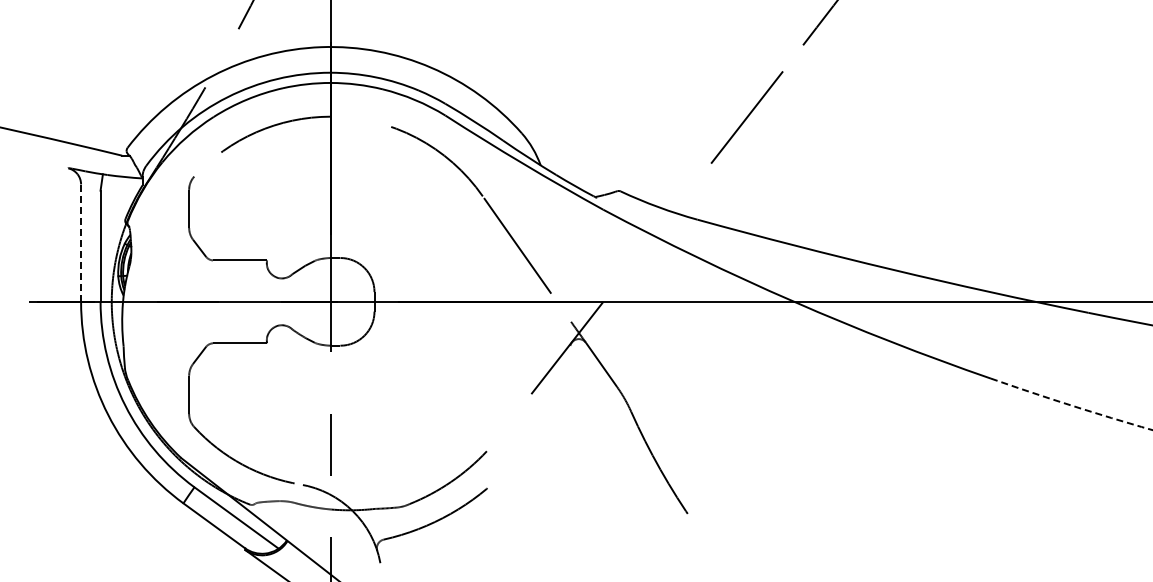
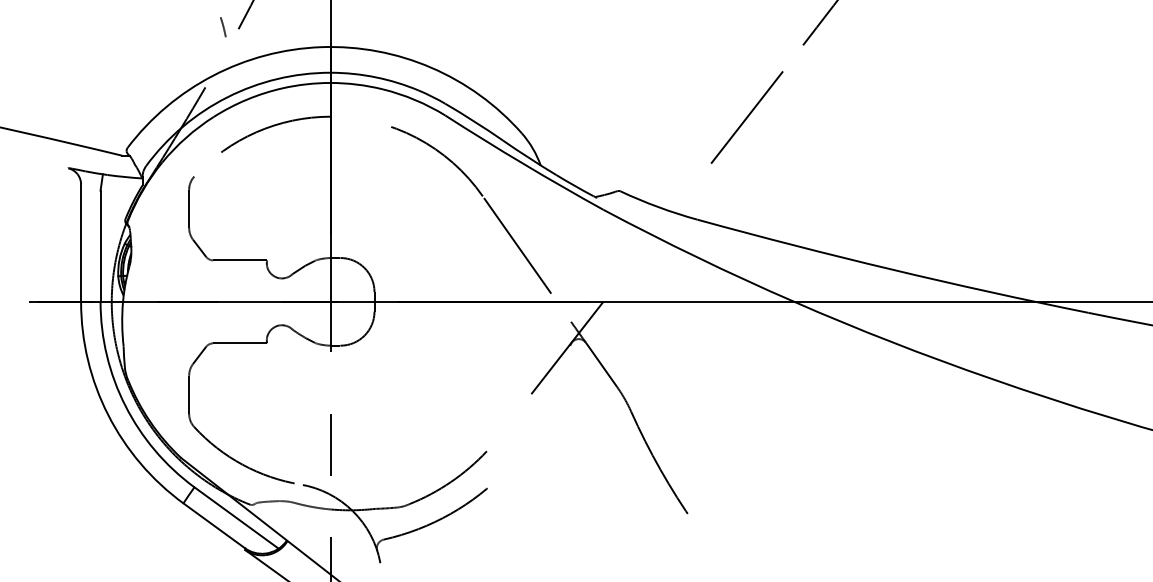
line: none -> present (223, 27)
line: dashed -> solid (81, 243)
arc: dashed -> solid (1071, 405)
